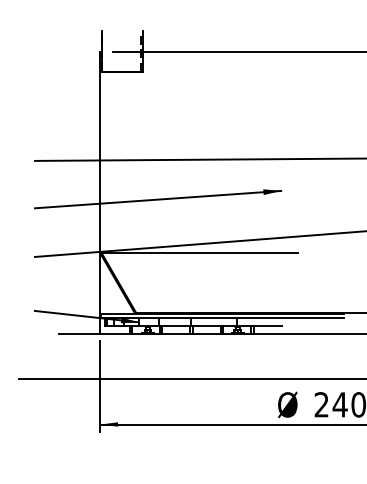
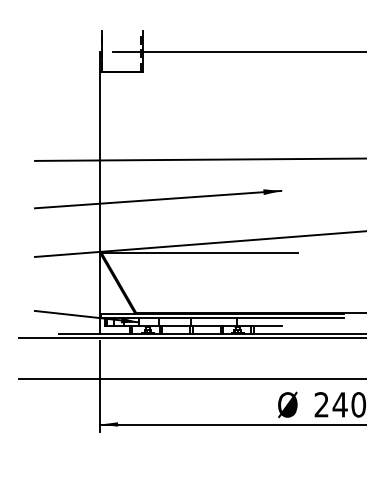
line: none -> present (191, 338)
